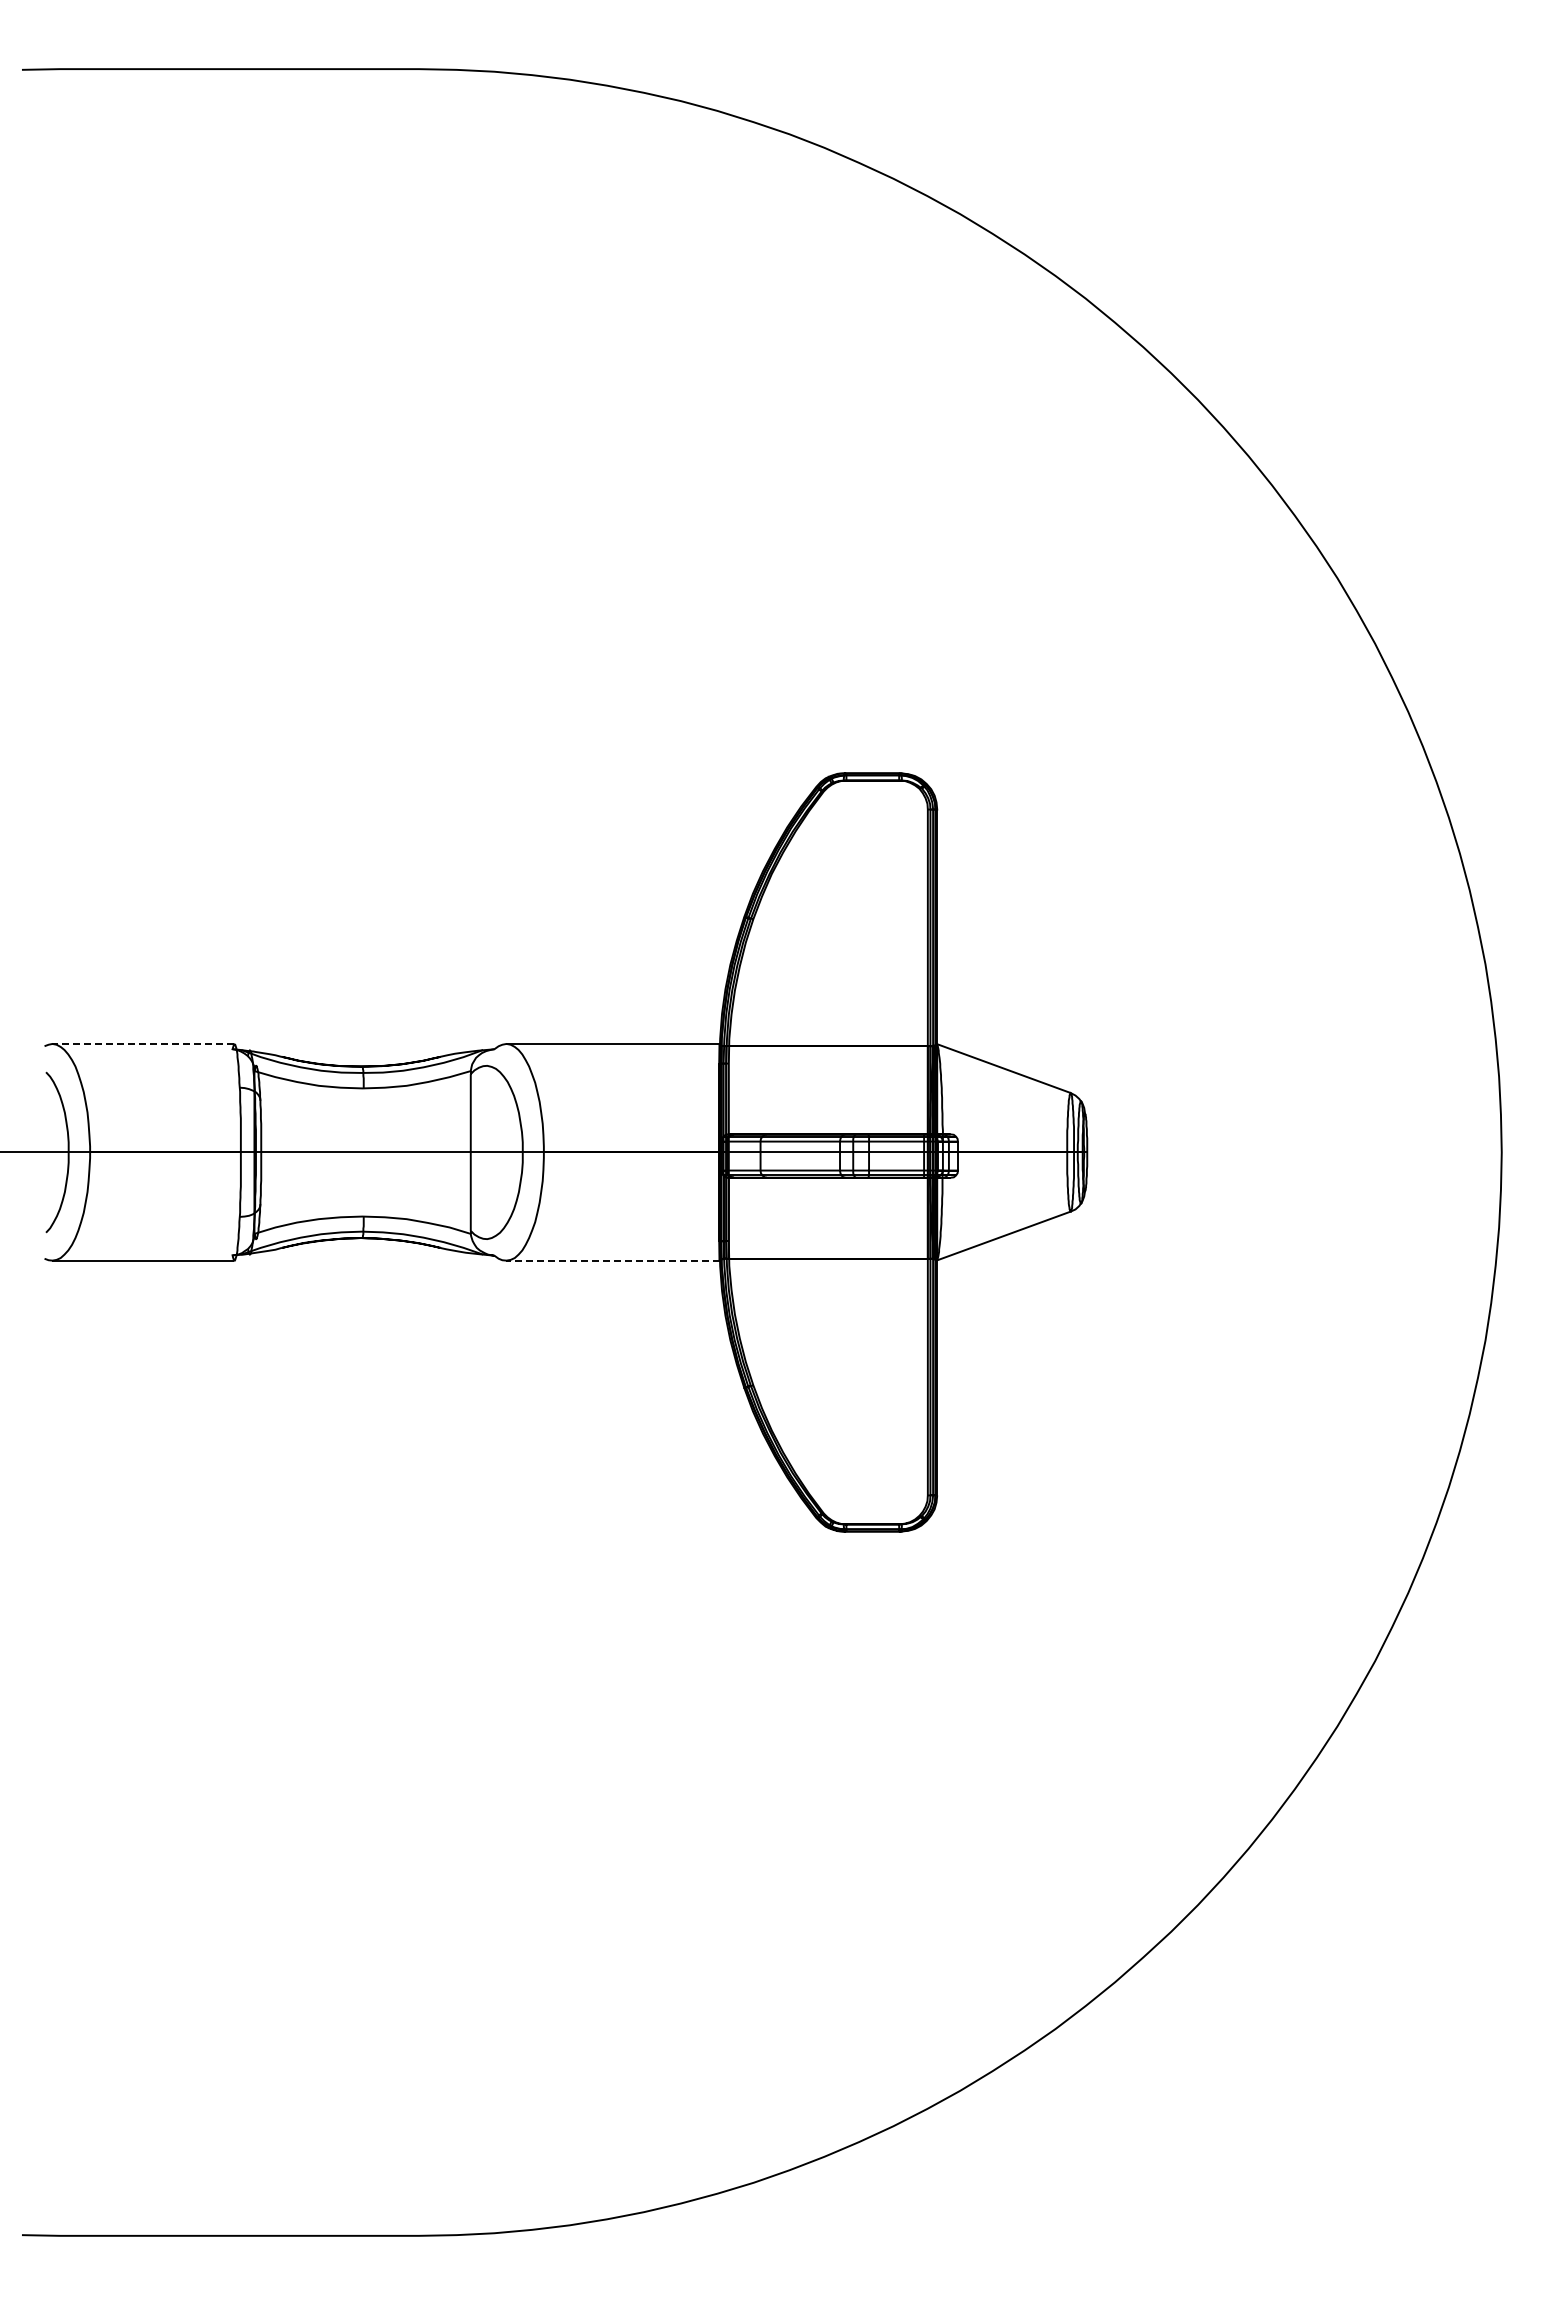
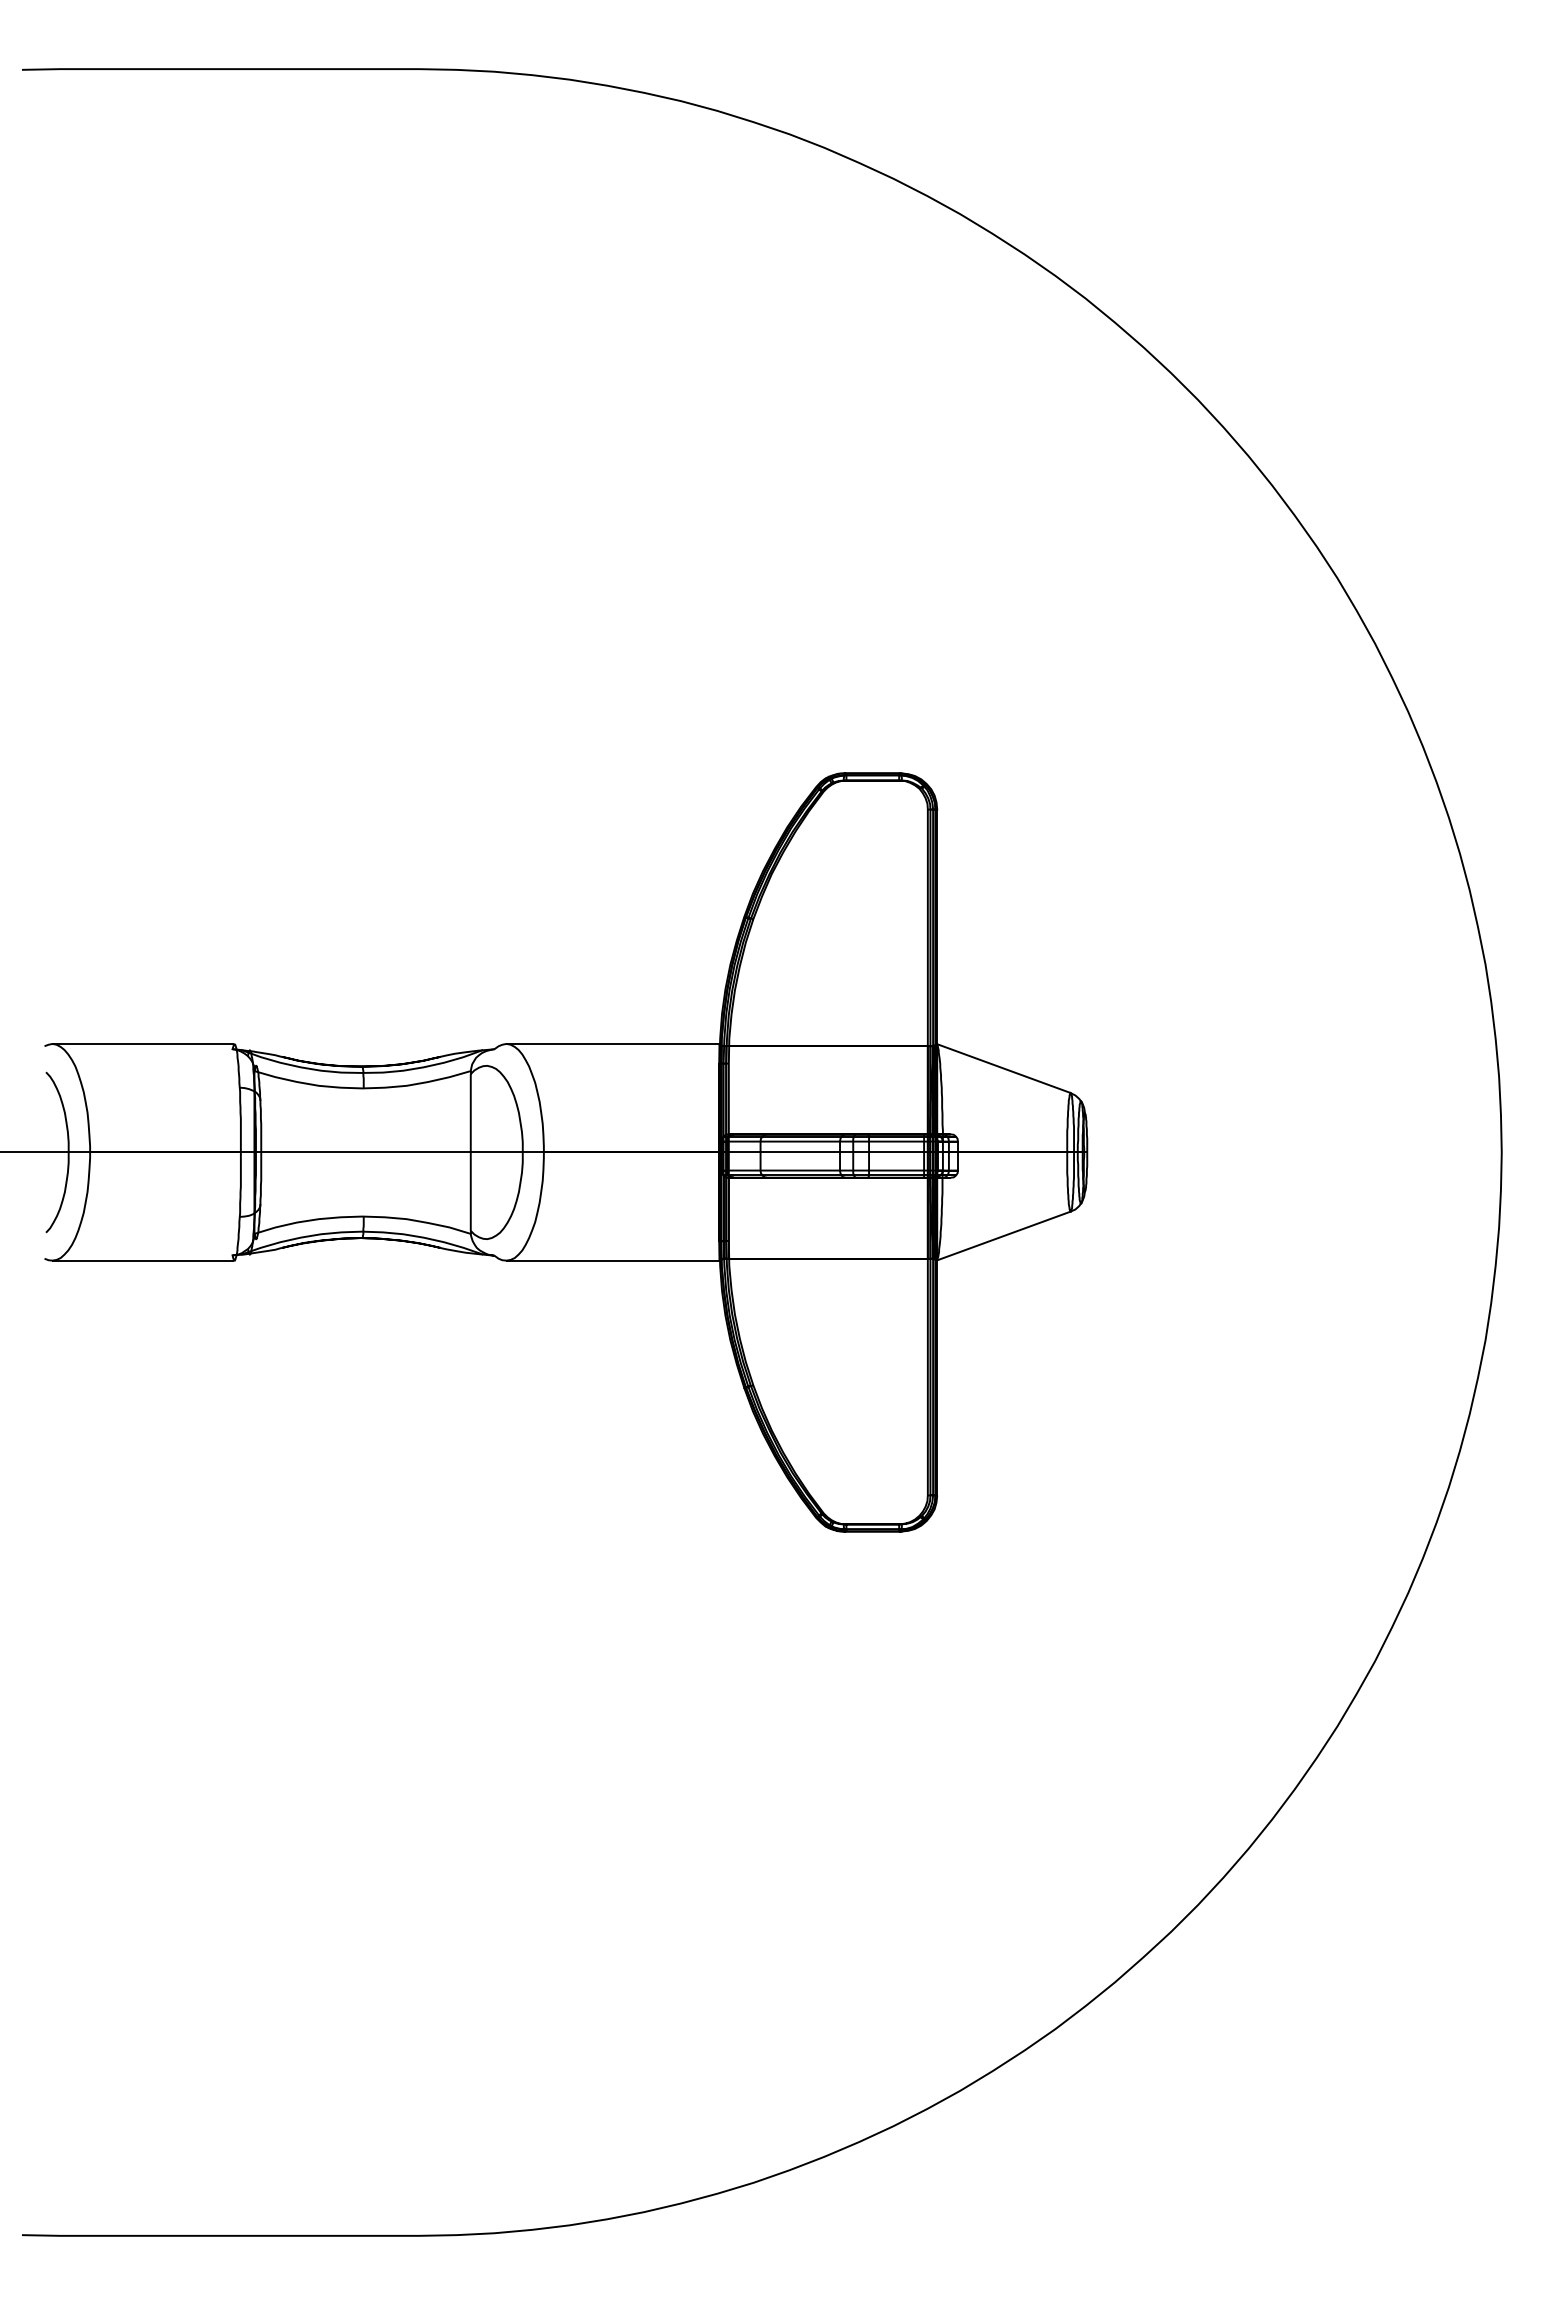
line: dashed -> solid (142, 1043)
line: dashed -> solid (612, 1260)
